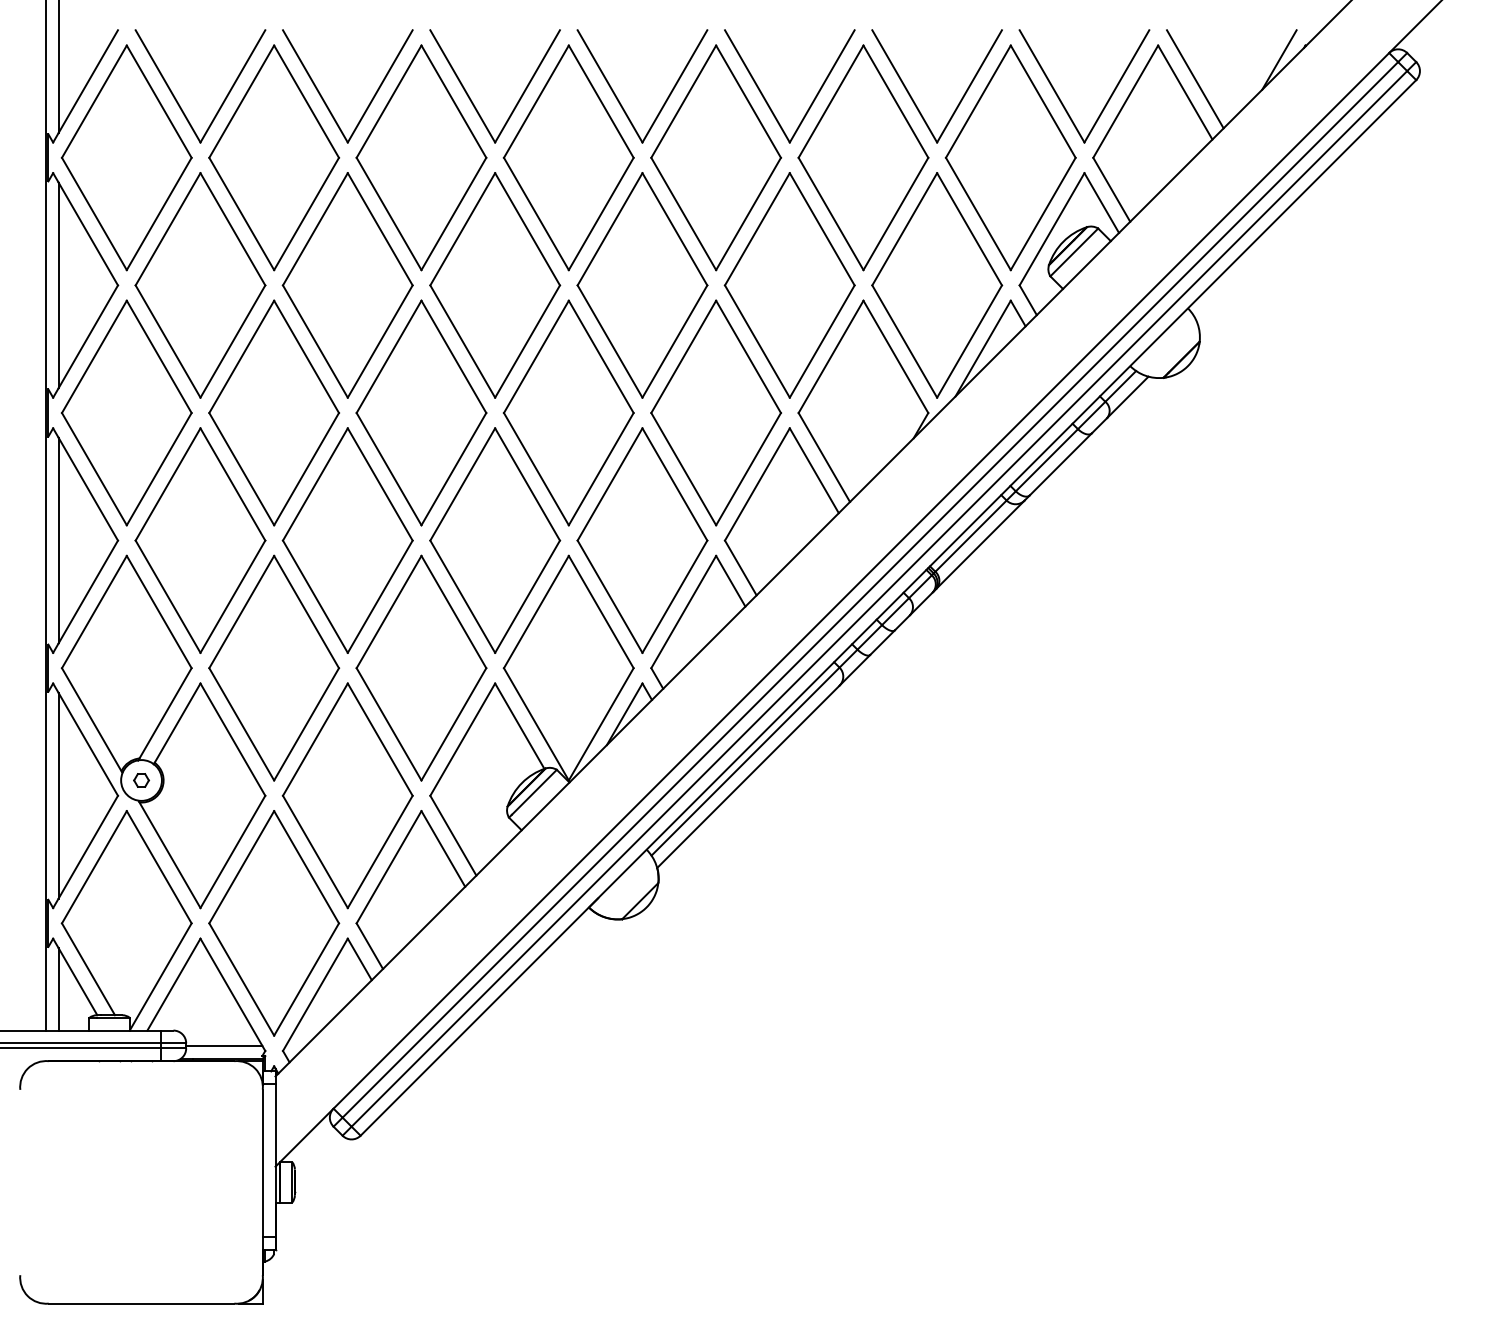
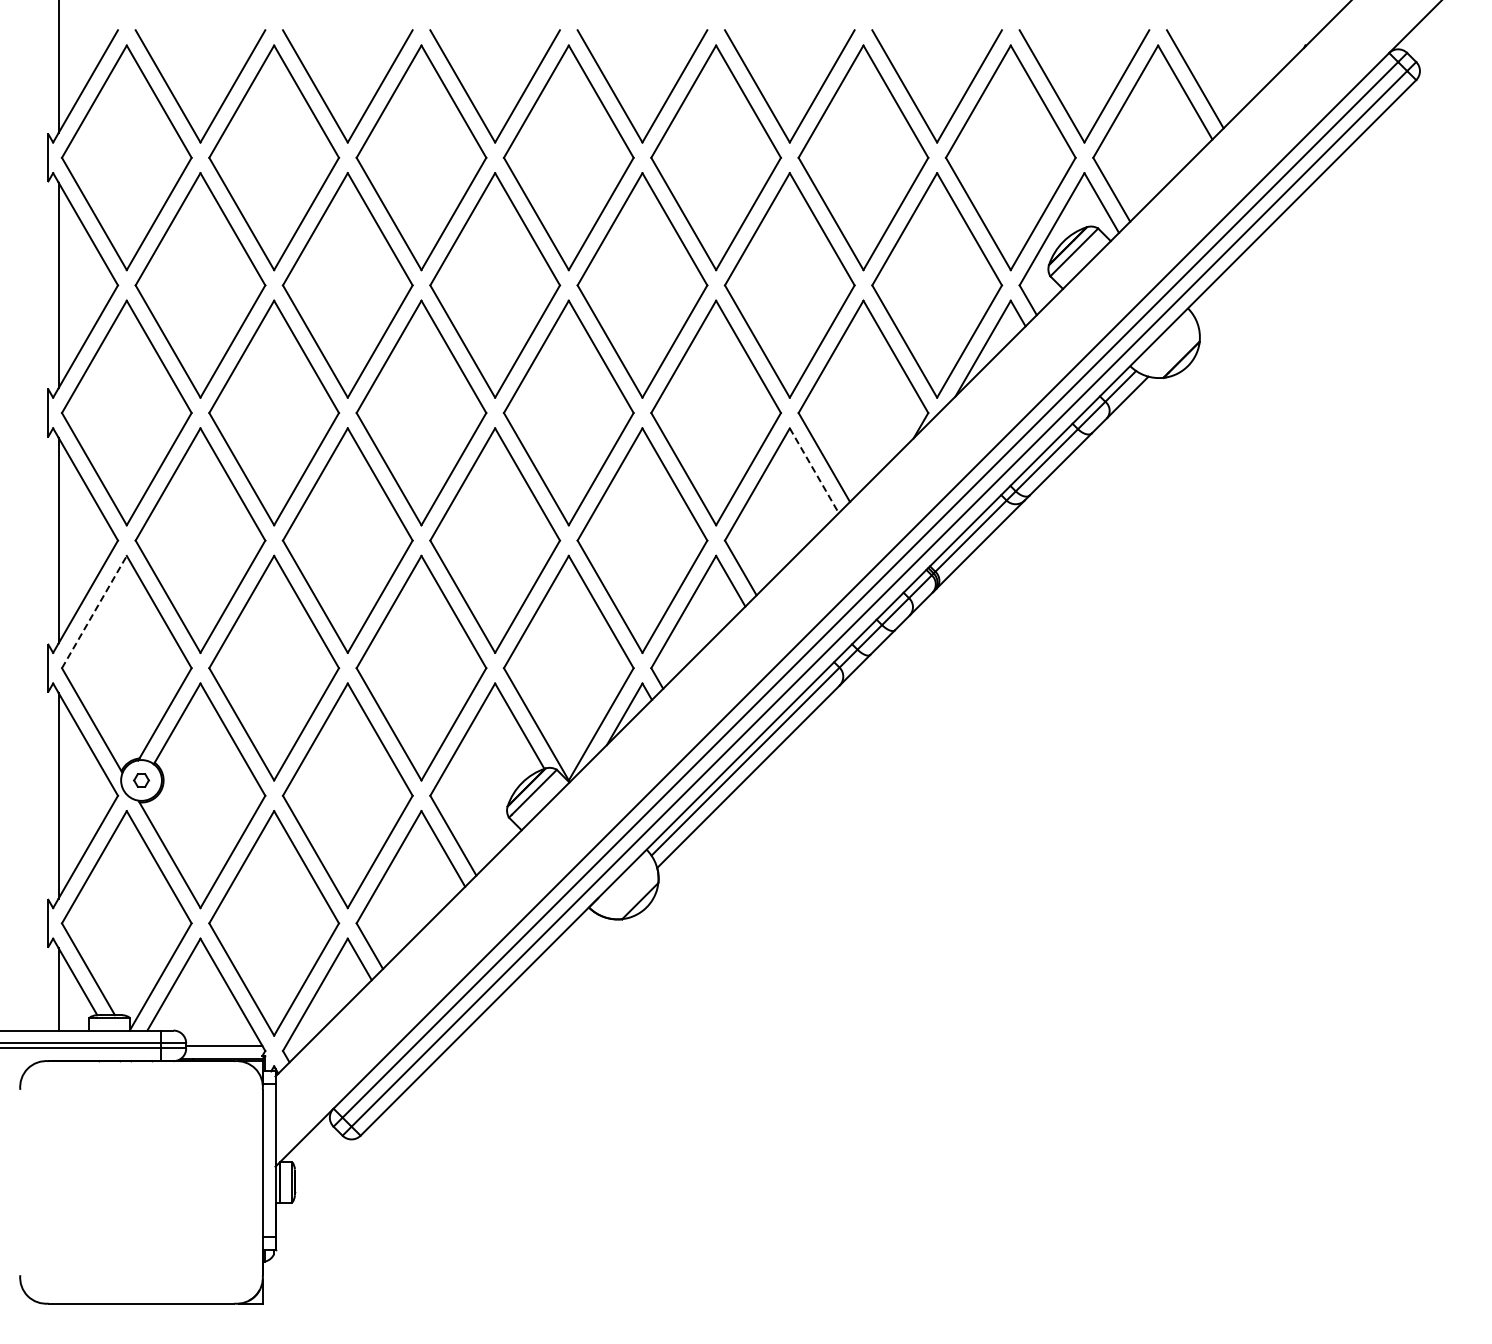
line: present -> none (1279, 59)
line: solid -> dashed (814, 470)
line: present -> none (45, 516)
line: solid -> dashed (94, 612)
